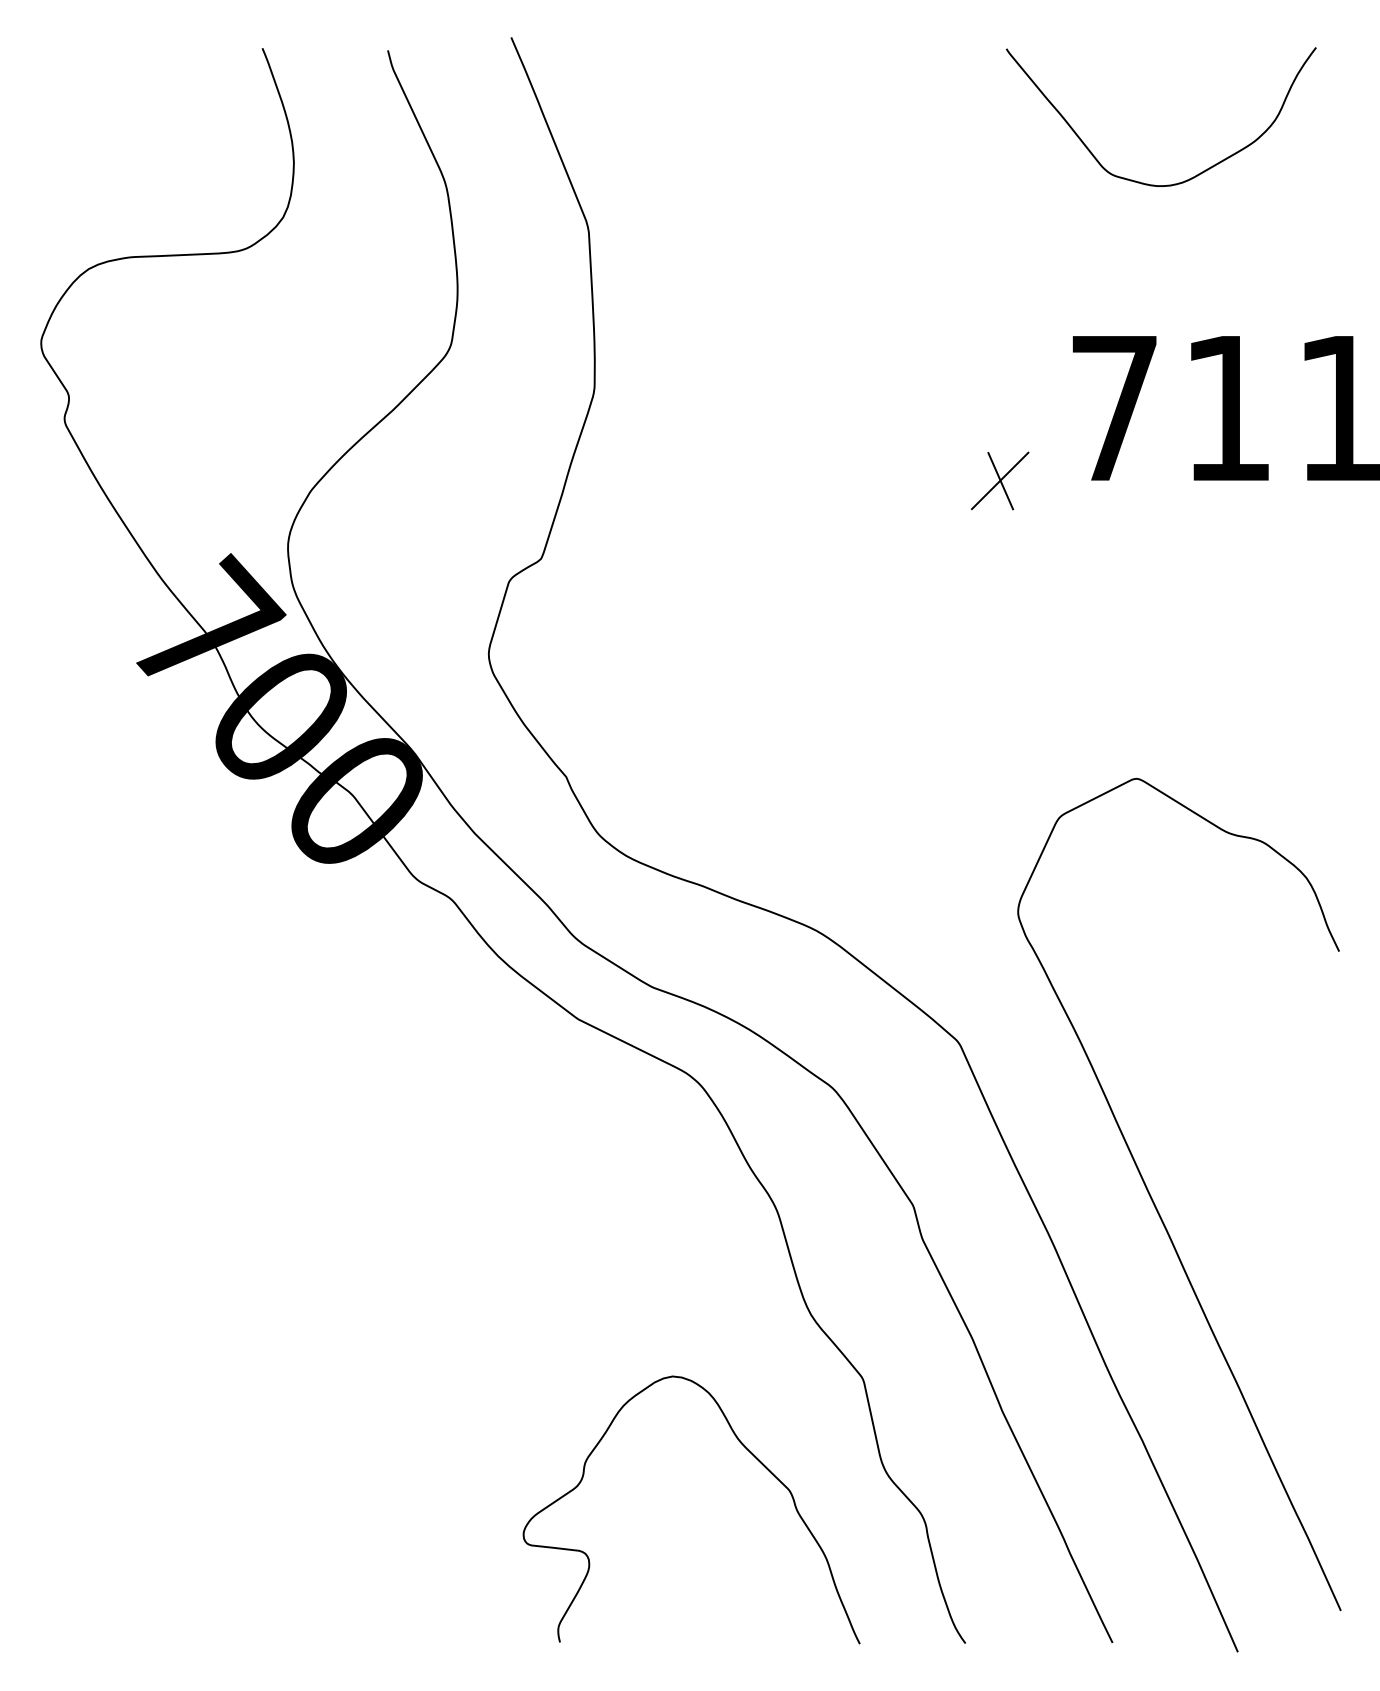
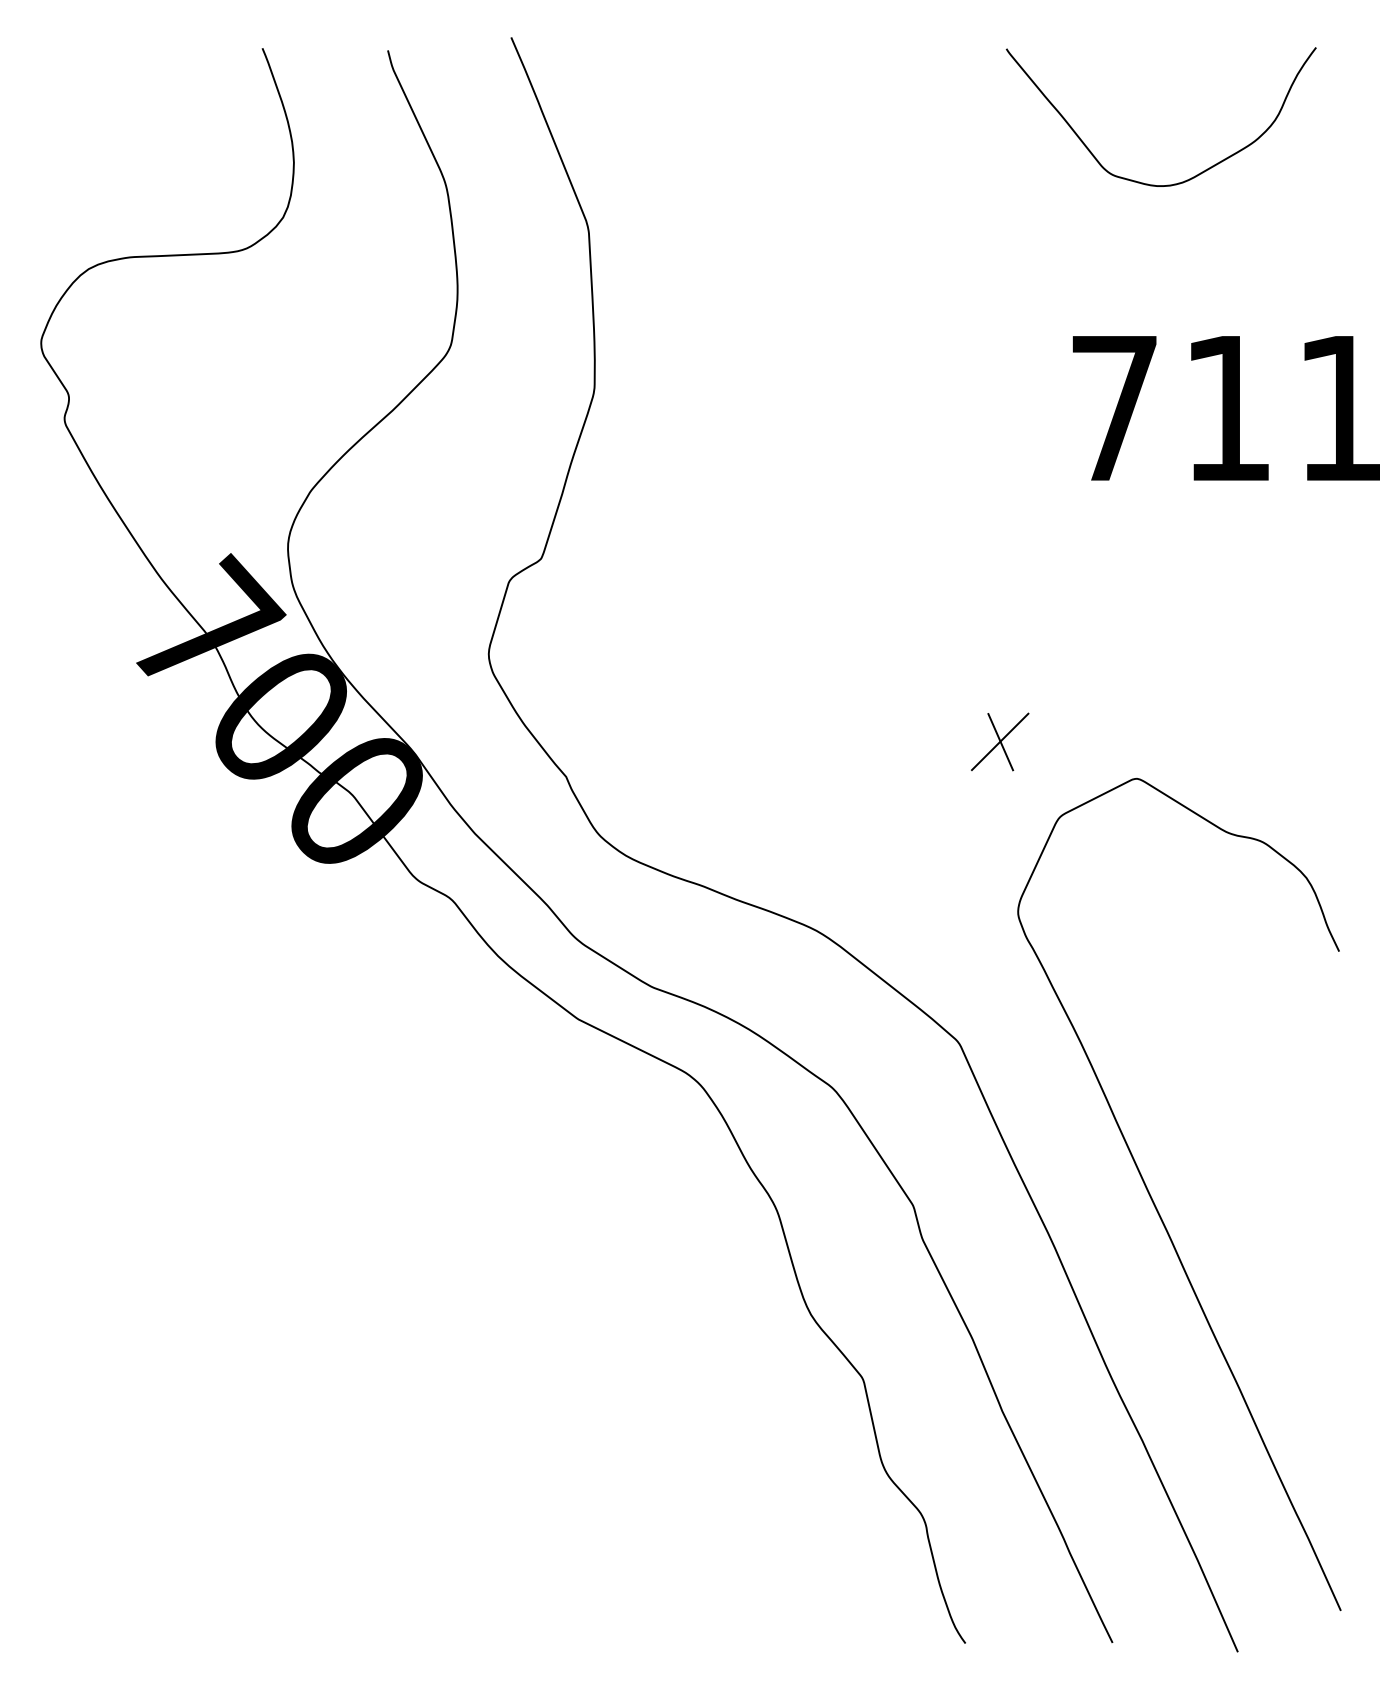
part position: (1000, 480) -> (1000, 741) (1000, 741)
curve: present -> none (748, 1451)
